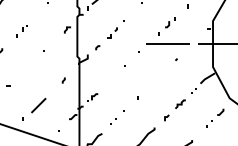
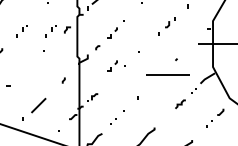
part: none -> present (50, 31)
line position: (167, 43) -> (167, 74) (167, 74)
part: none -> present (112, 65)
line: present -> none (166, 117)
